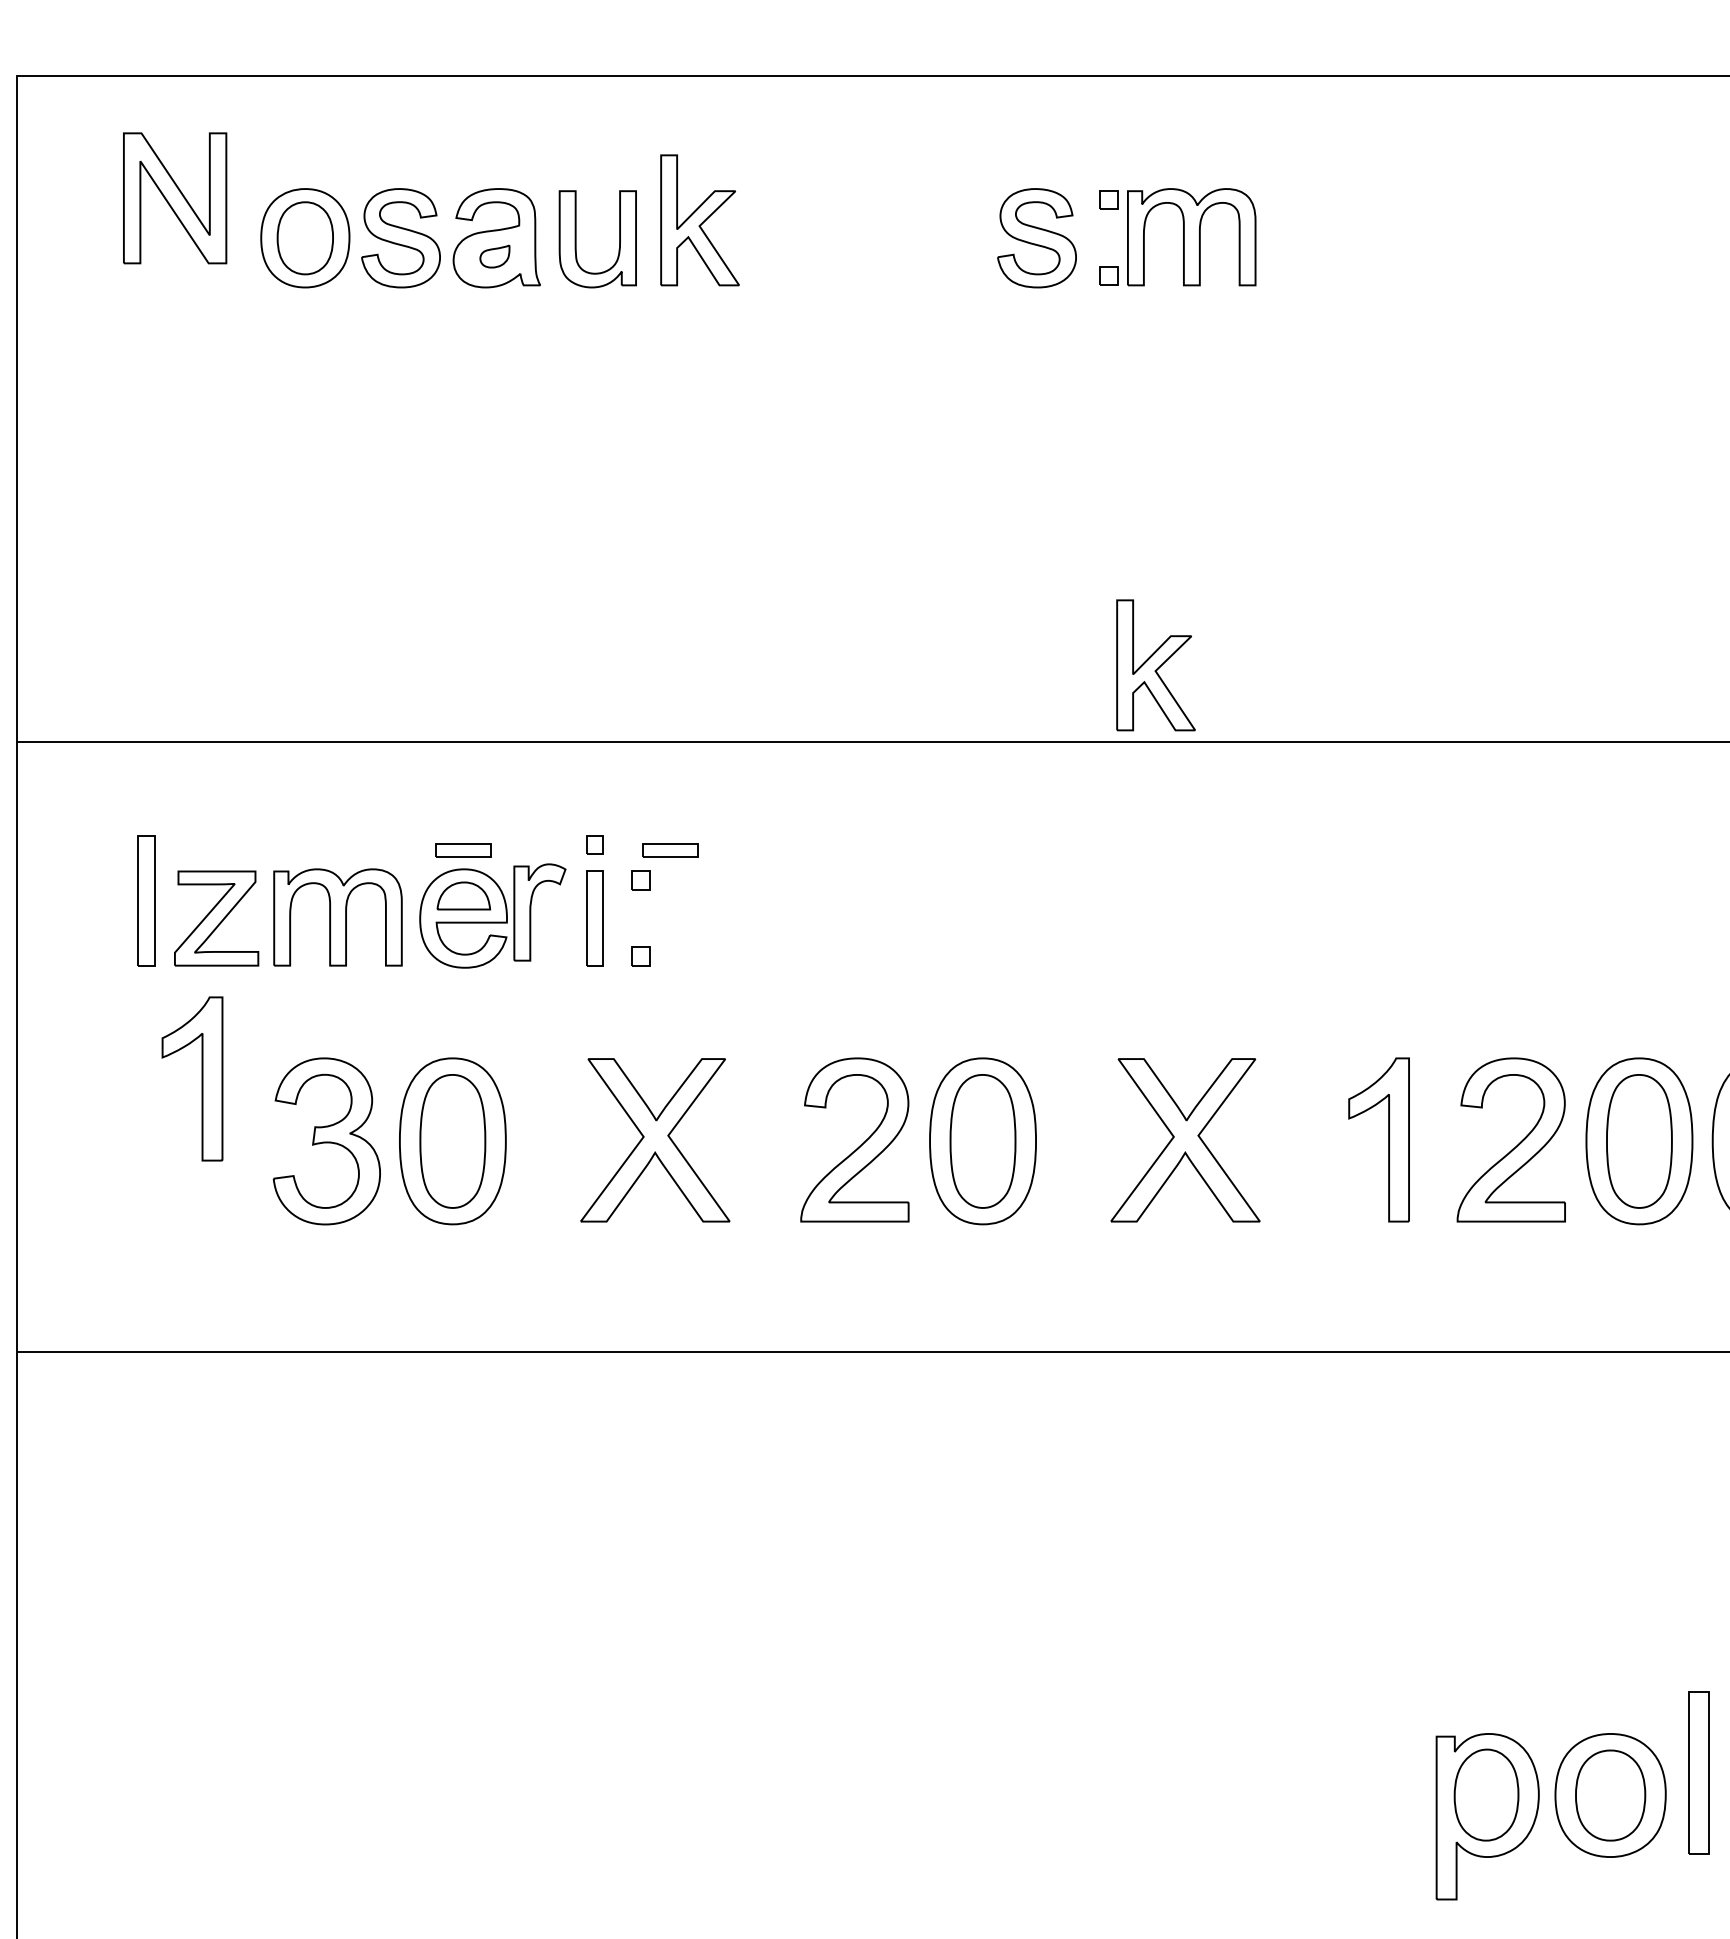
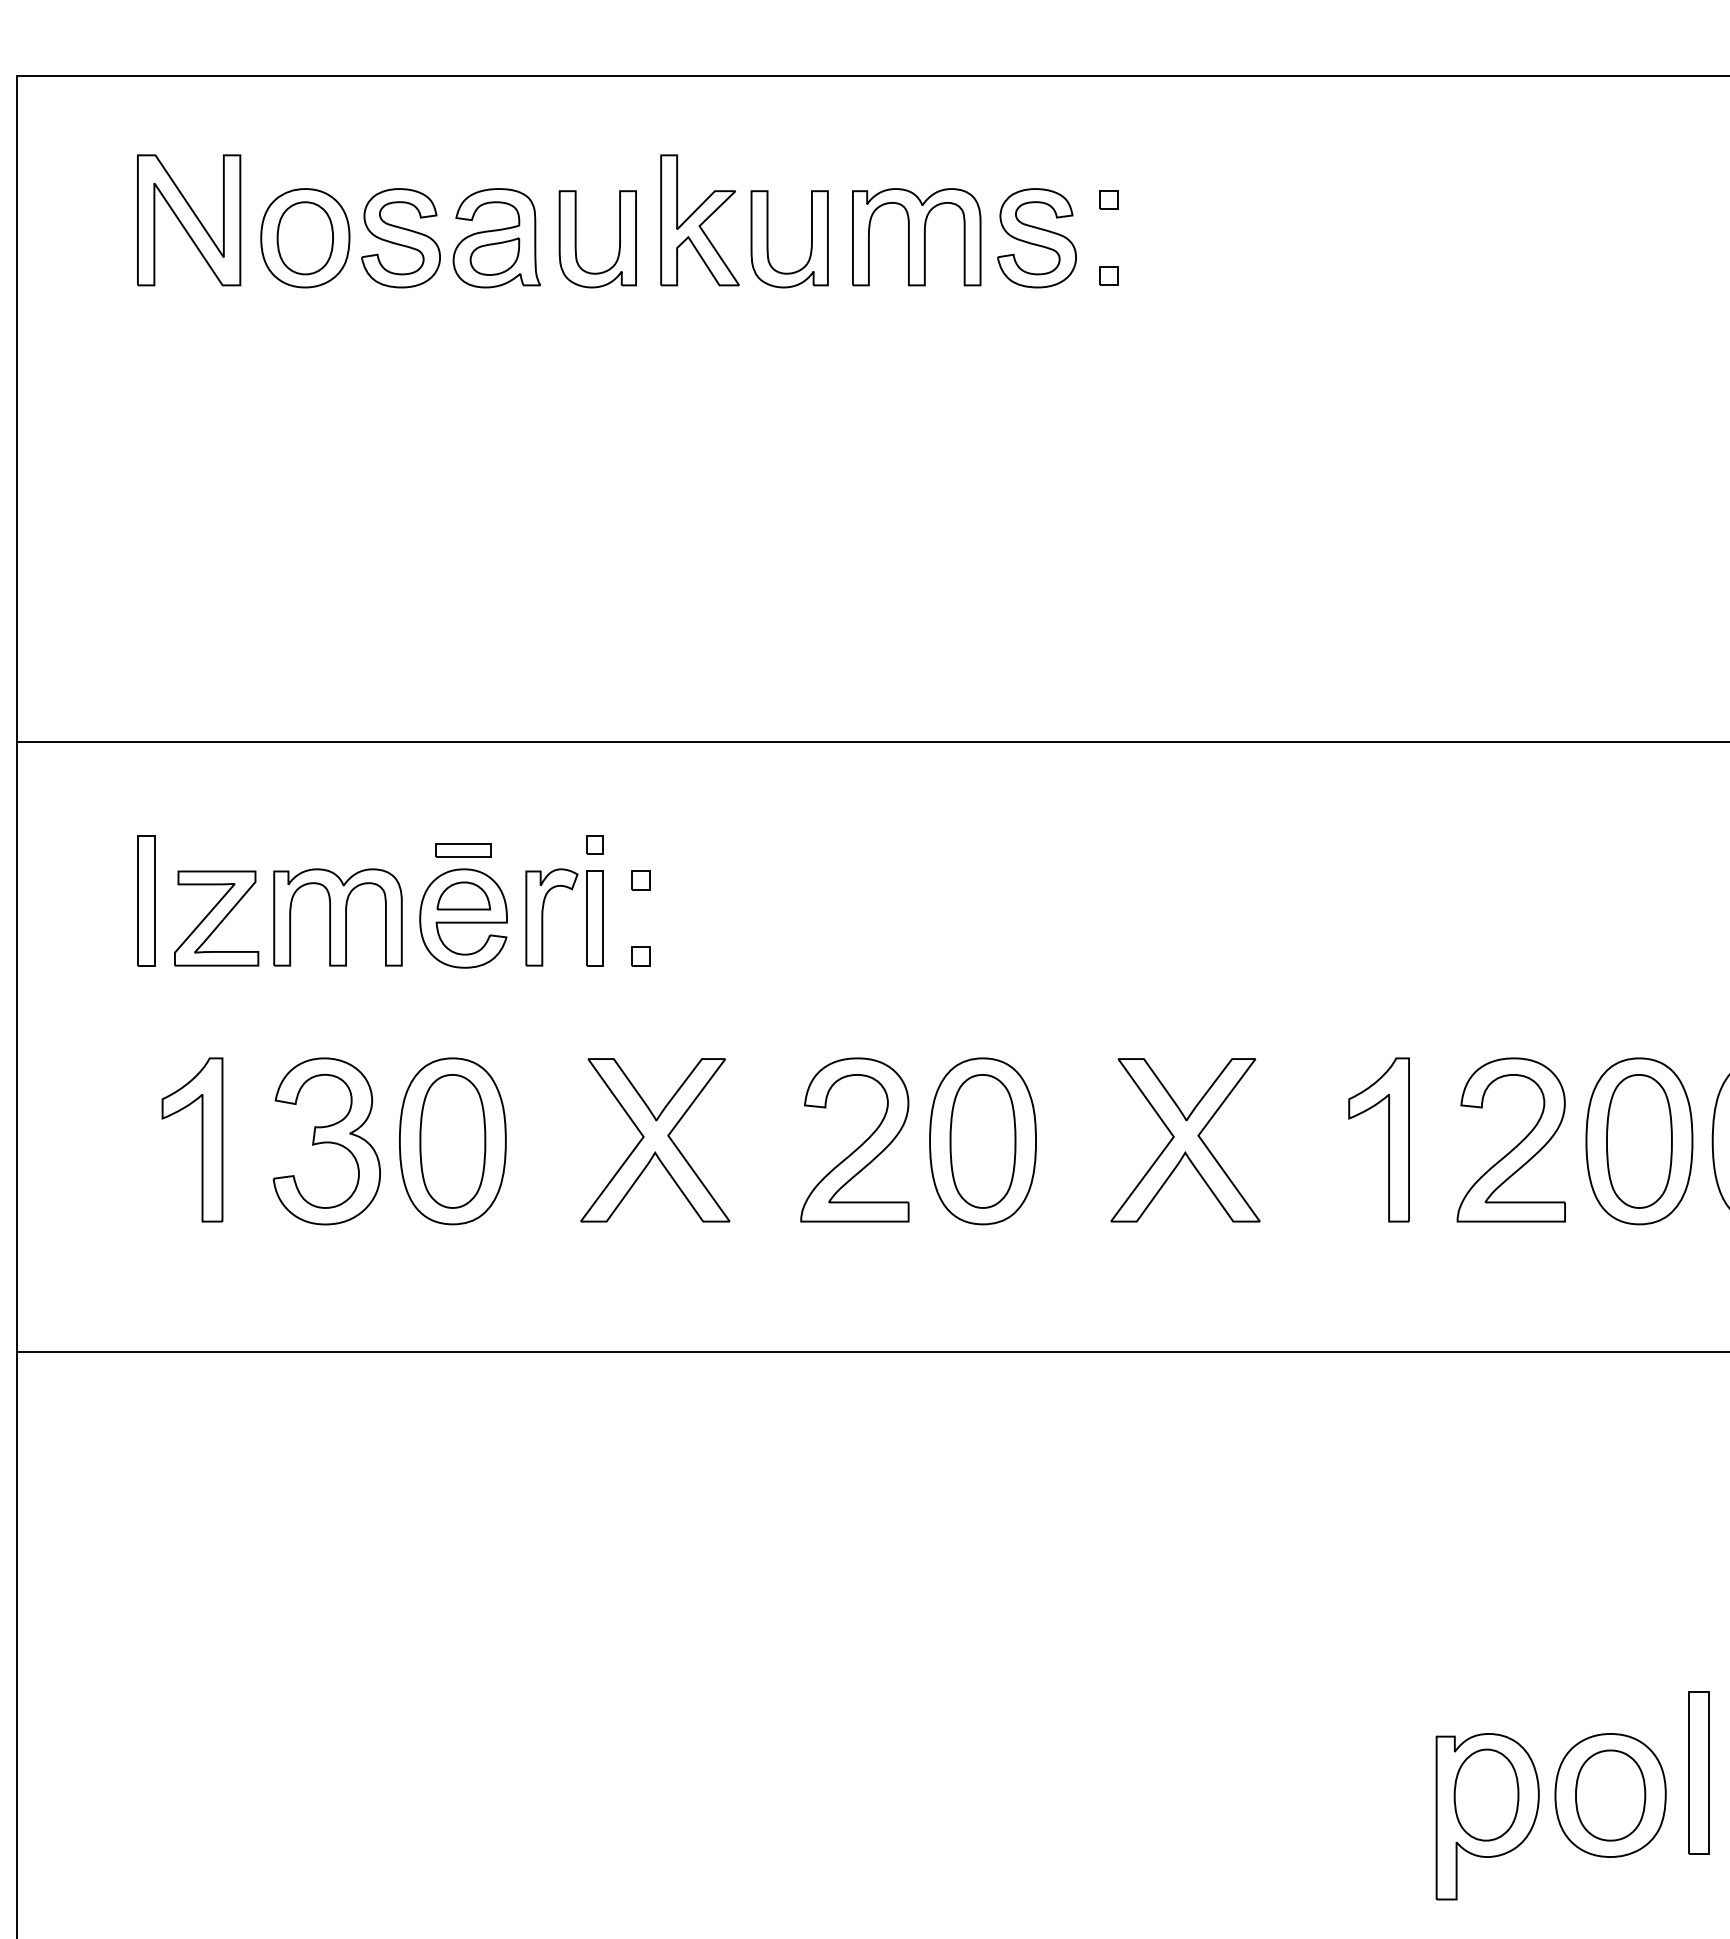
part position: (175, 198) -> (189, 220) (189, 220)
part position: (1191, 237) -> (916, 237) (916, 237)
part: none -> present (768, 239)
part size: 32x25 px -> 52x39 px (494, 256)
part: present -> none (1155, 665)
part: present -> none (670, 850)
part position: (531, 912) -> (543, 917) (543, 917)
part position: (201, 1078) -> (201, 1139) (201, 1139)
